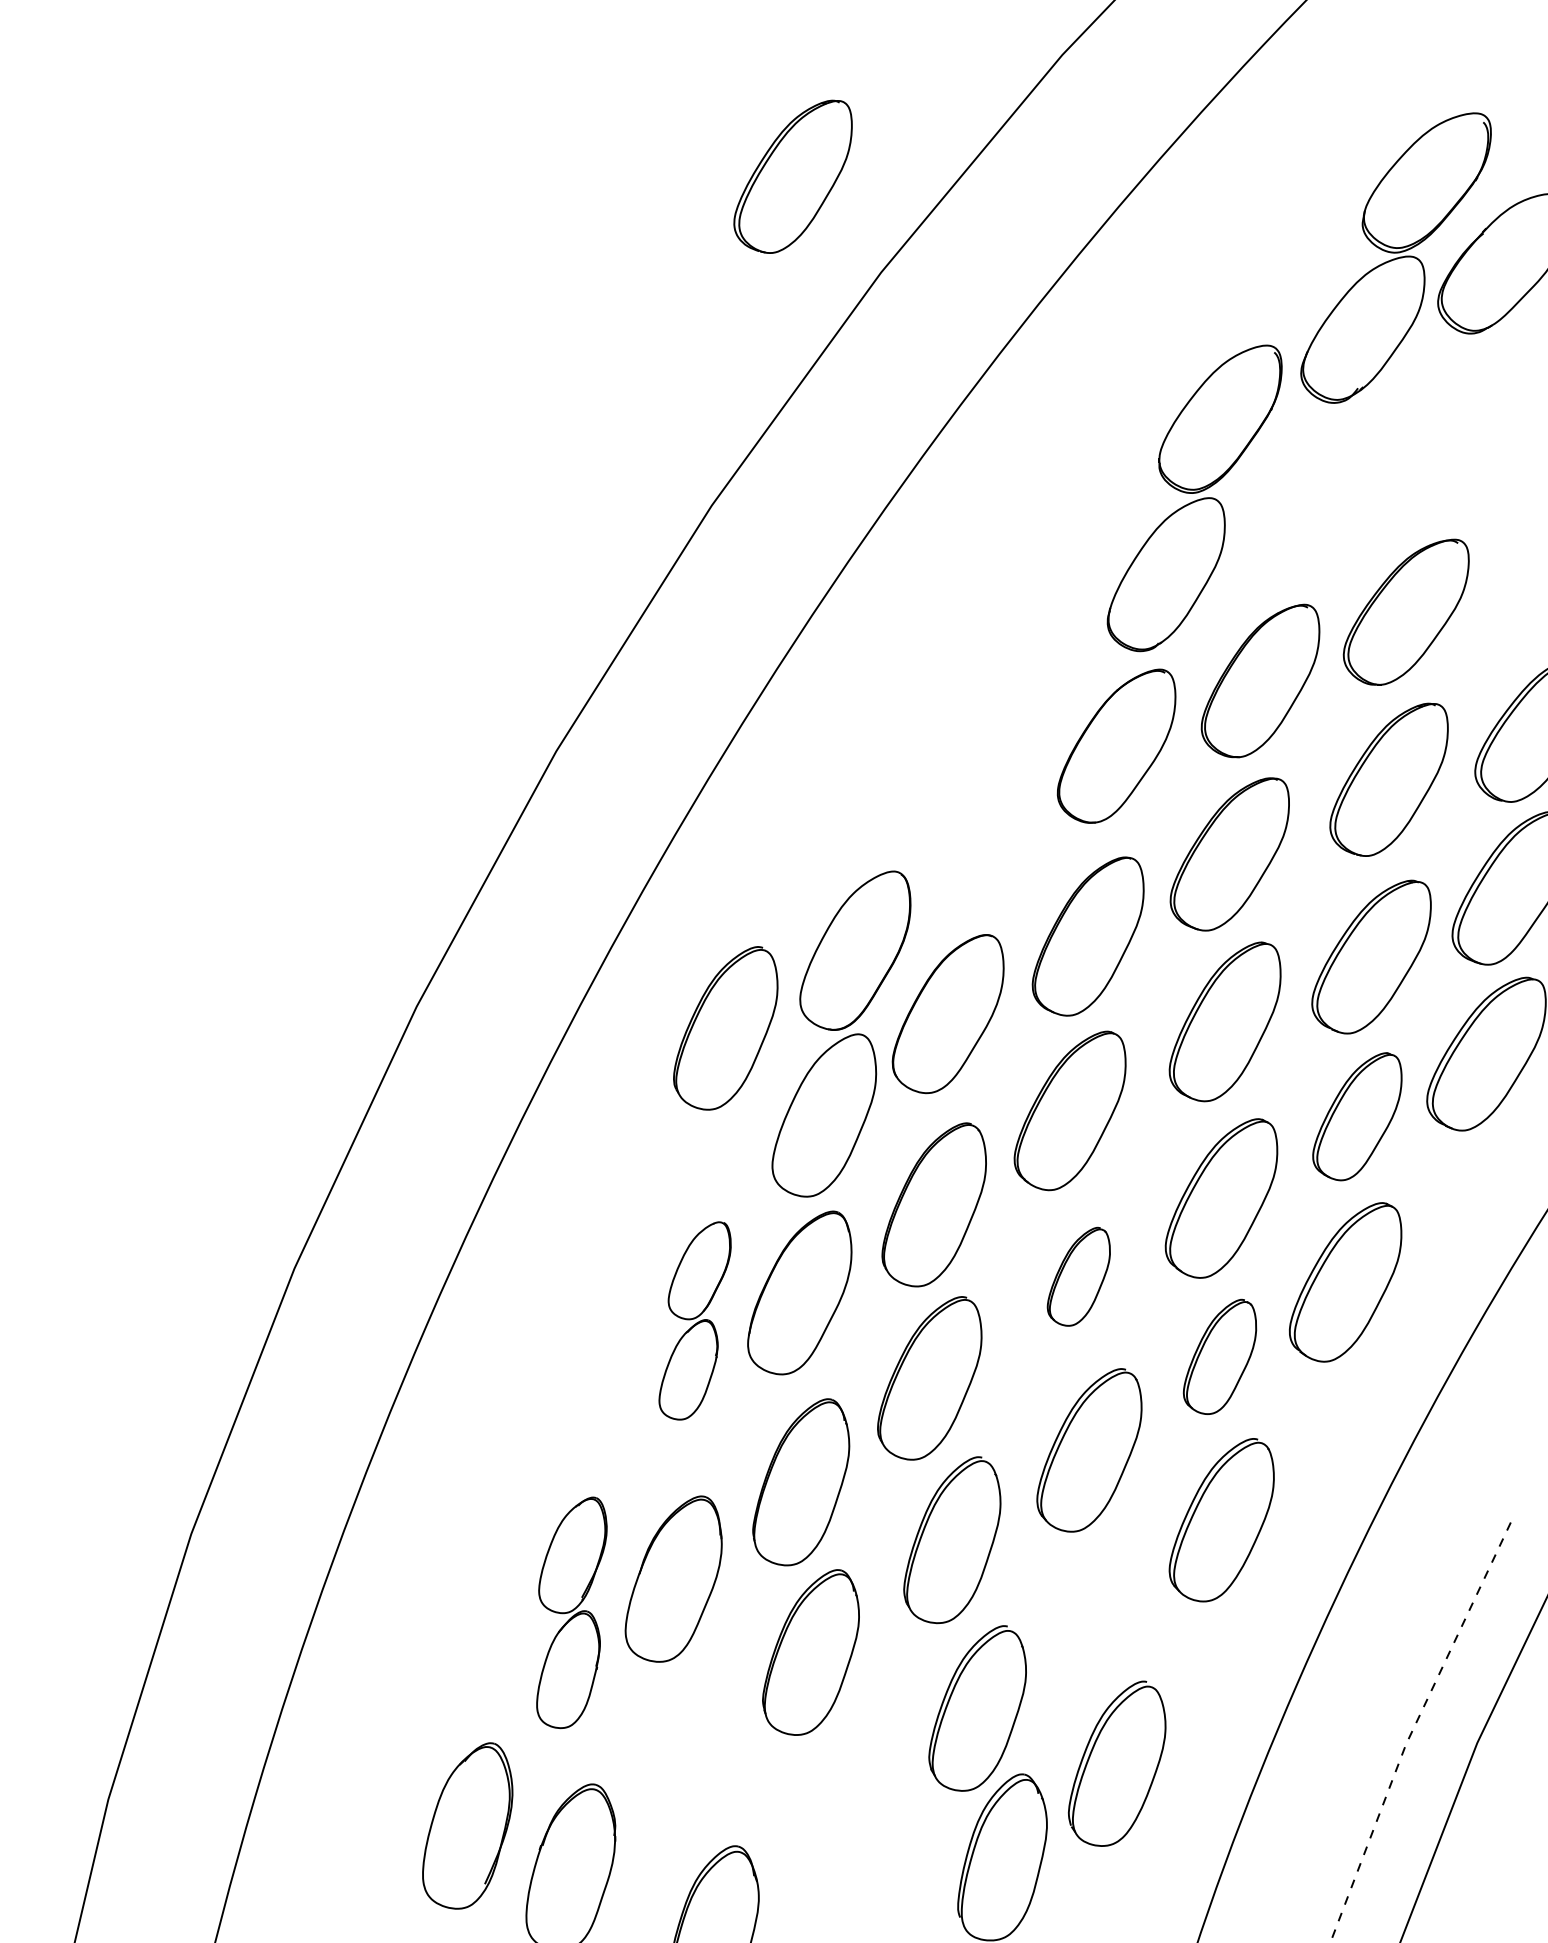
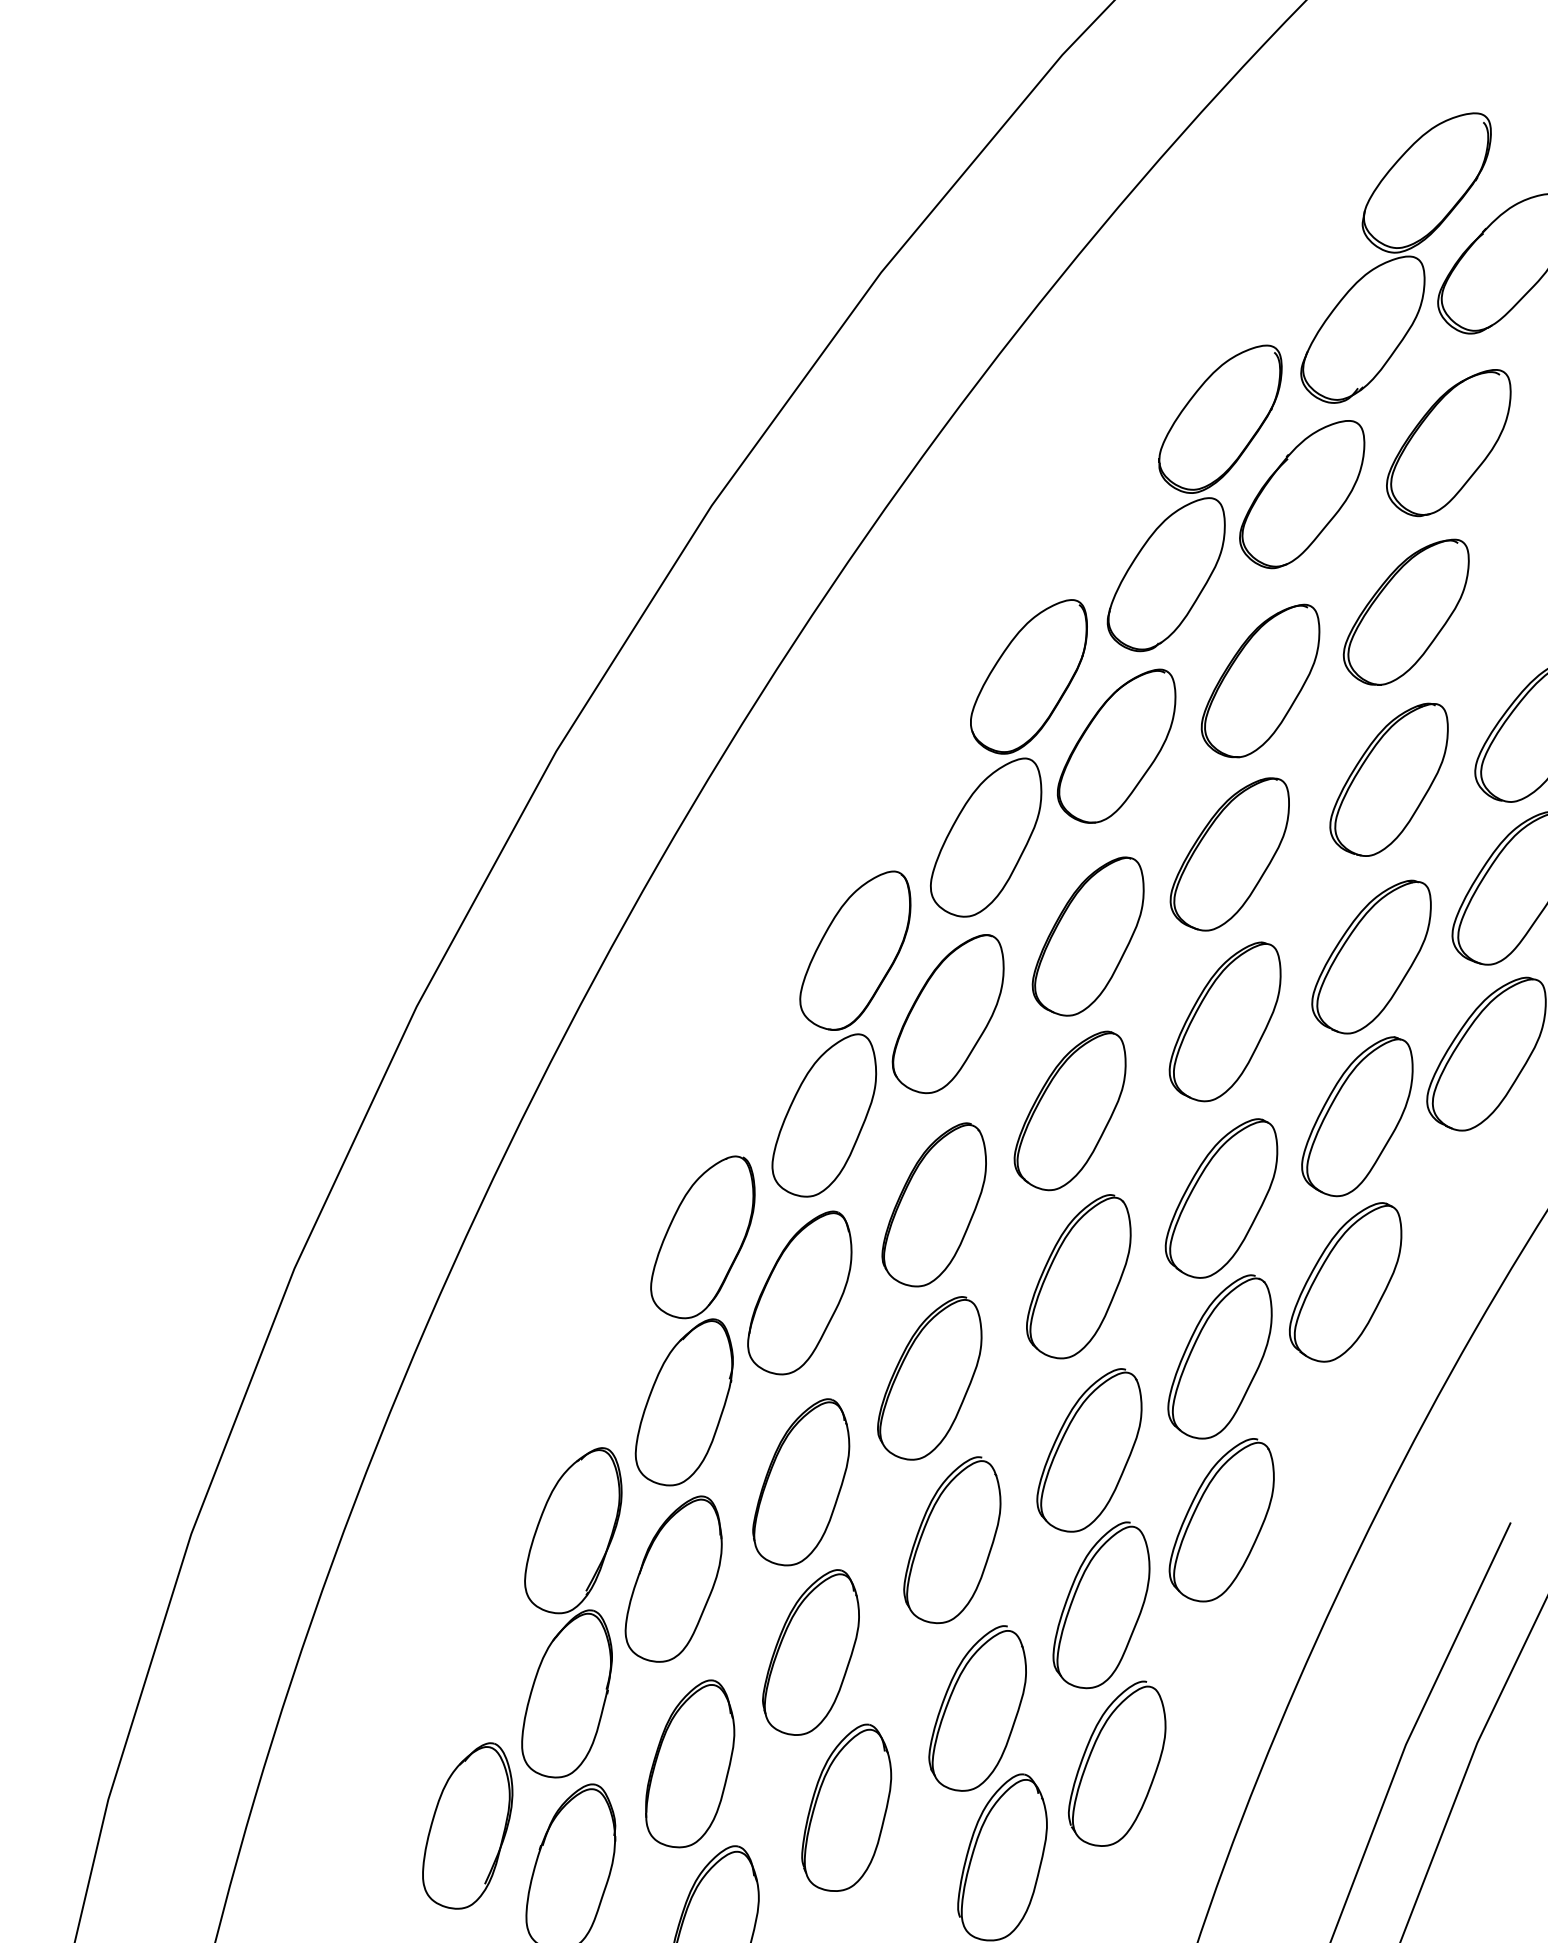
part: present -> none (792, 176)
part: none -> present (1448, 443)
part: none -> present (1302, 494)
part: none -> present (1008, 758)
part: present -> none (725, 1028)
part size: 91x130 px -> 113x162 px (1357, 1116)
part size: 65x101 px -> 106x166 px (1078, 1276)
part size: 74x200 px -> 122x332 px (694, 1320)
part size: 76x117 px -> 106x166 px (1219, 1356)
part: none -> present (1101, 1605)
part size: 72x234 px -> 102x332 px (571, 1612)
line: dashed -> solid (1412, 1730)
part: none -> present (690, 1763)
part: none -> present (846, 1807)
